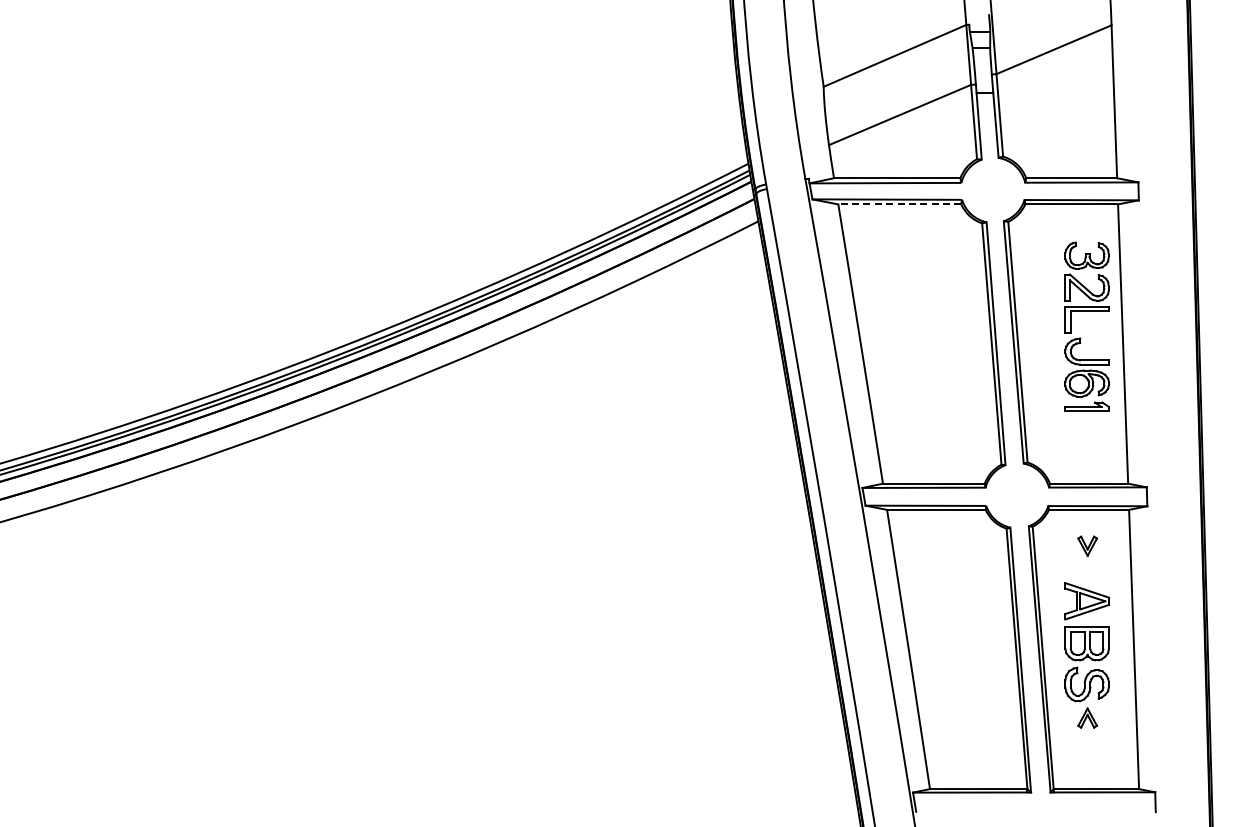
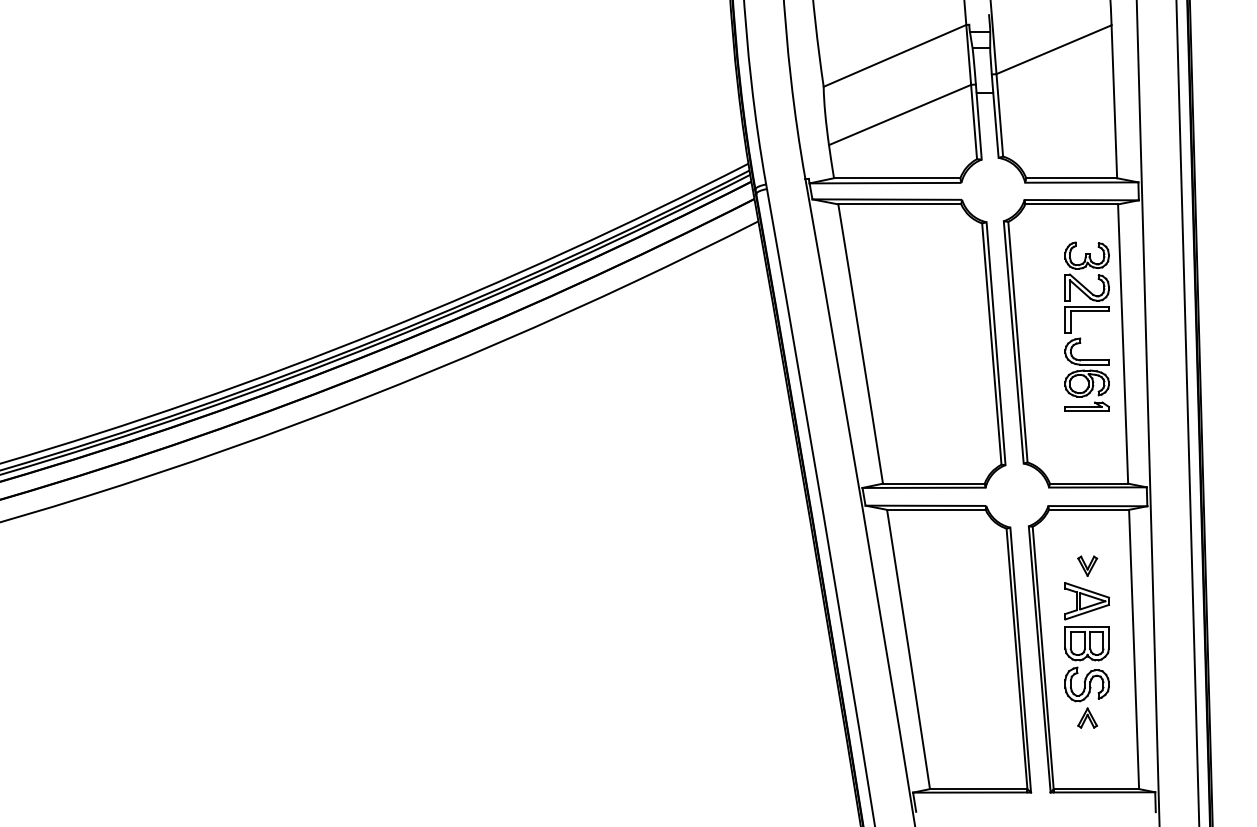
line: dashed -> solid (899, 204)
line: none -> present (1147, 412)
line: none -> present (1187, 412)
part position: (1087, 545) -> (1087, 565) (1087, 565)
